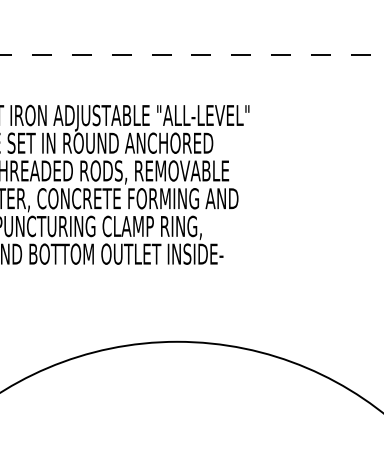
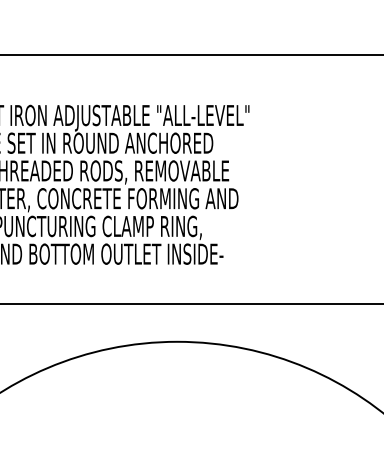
line: dashed -> solid (191, 54)
line: none -> present (191, 304)
